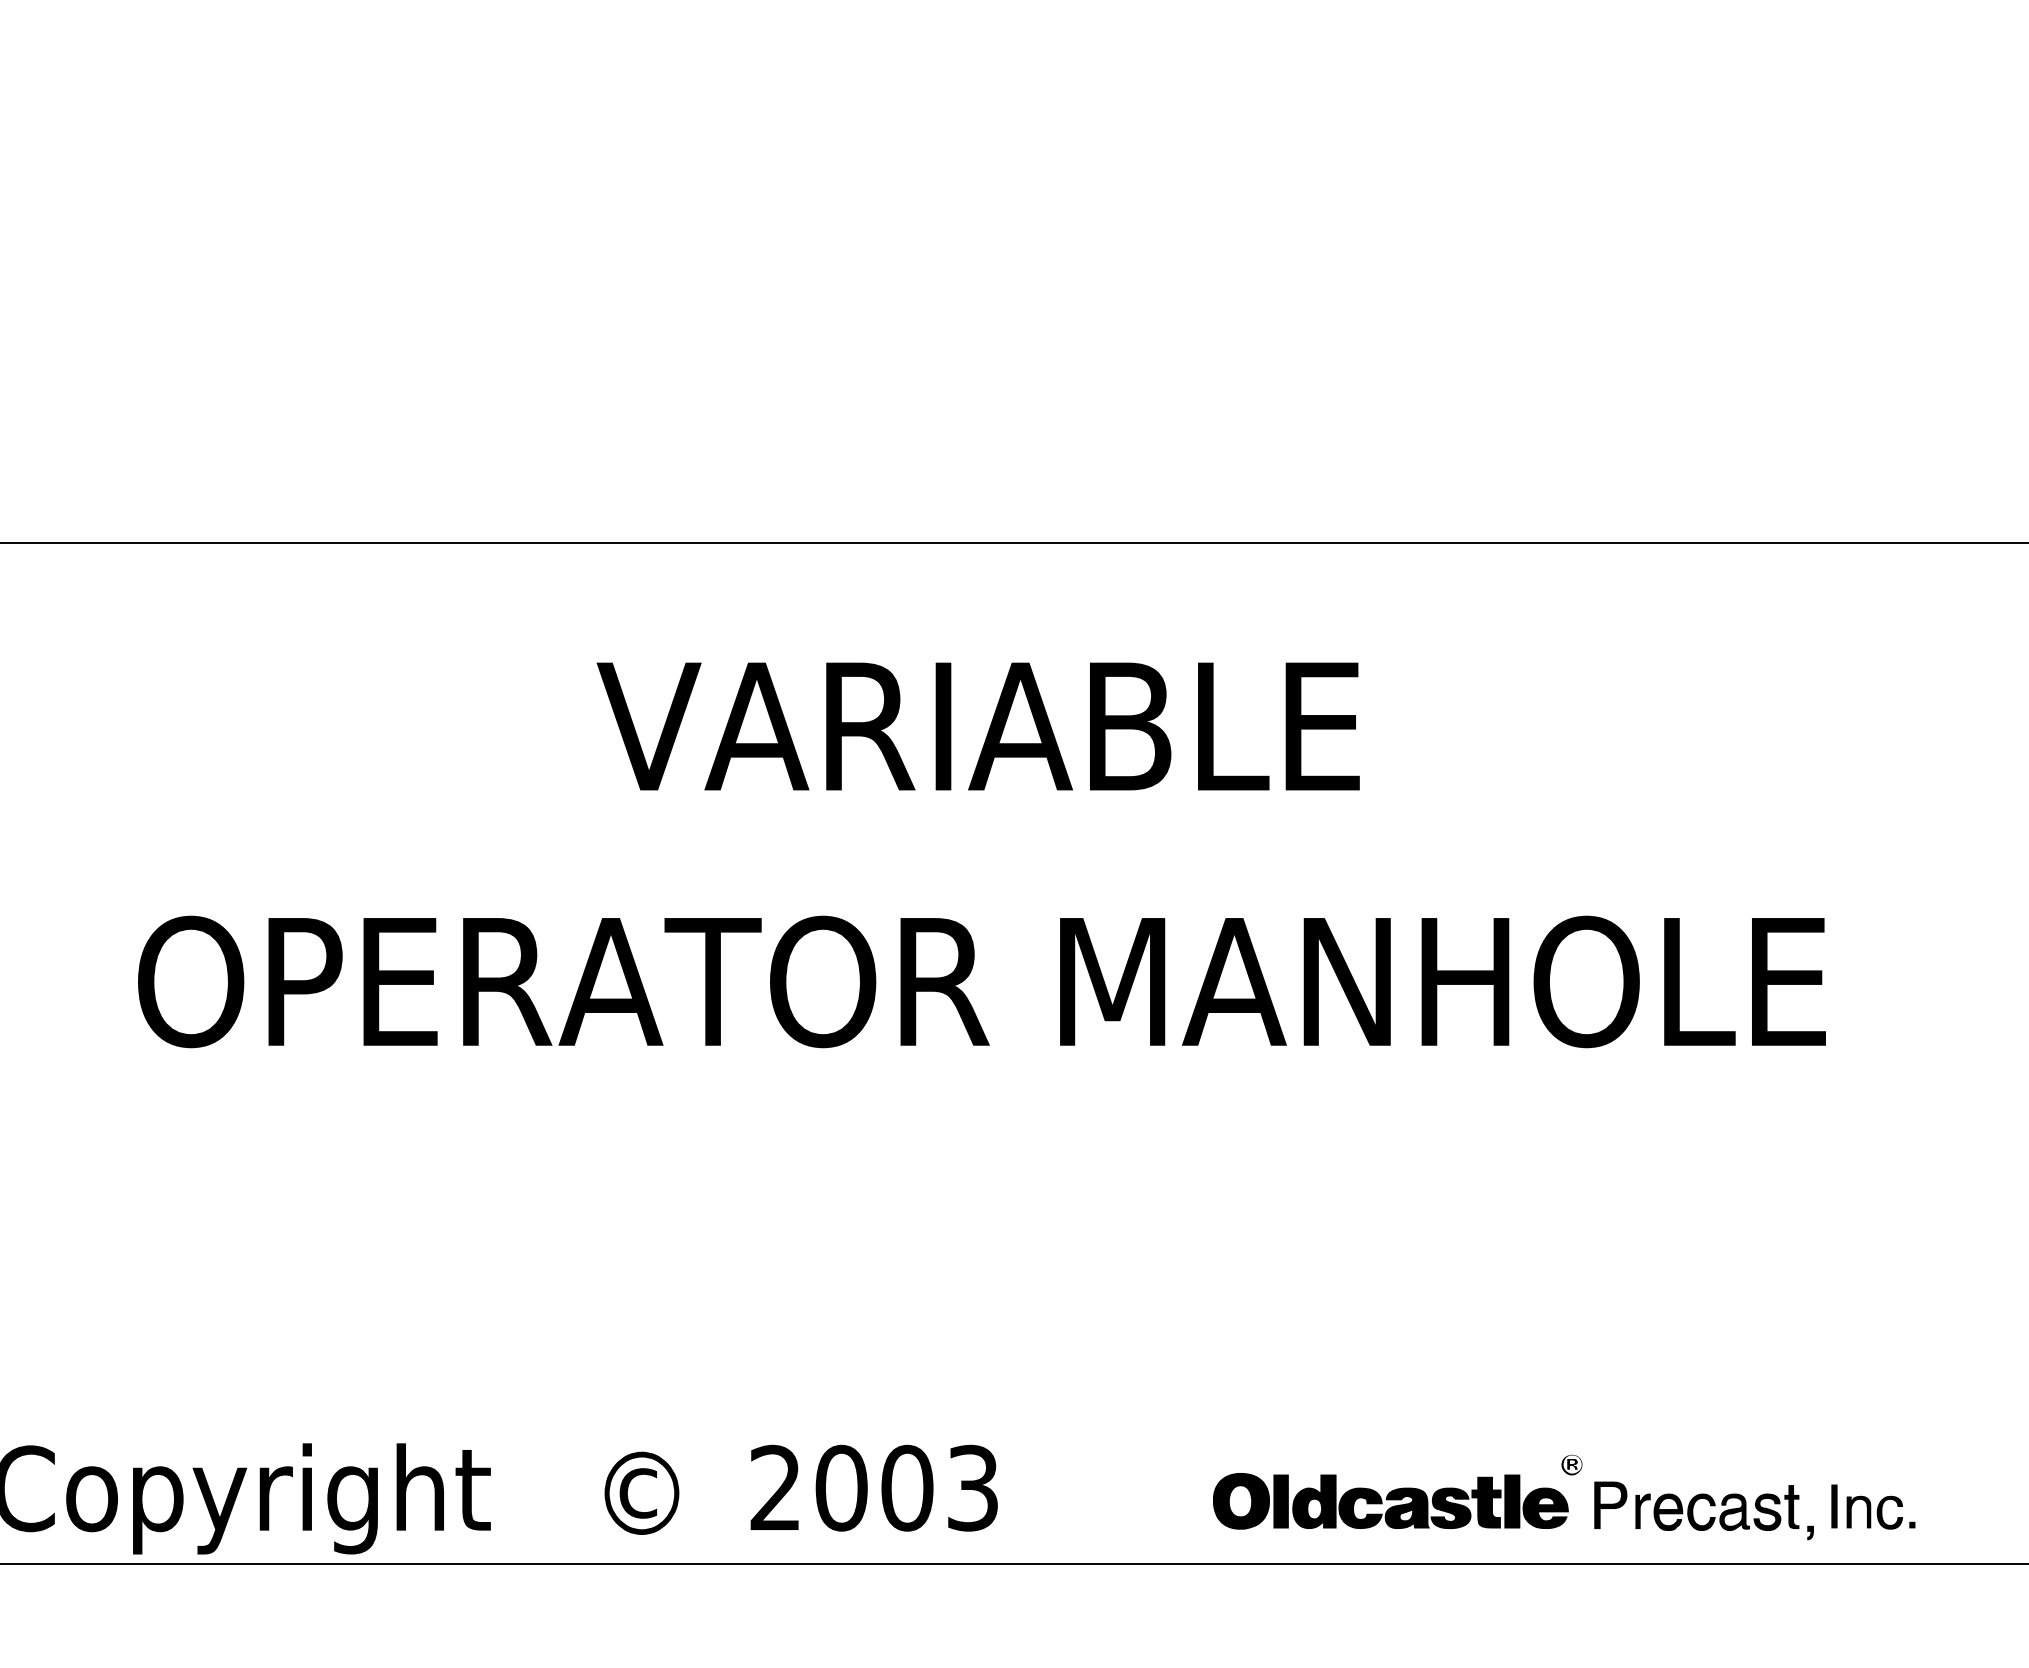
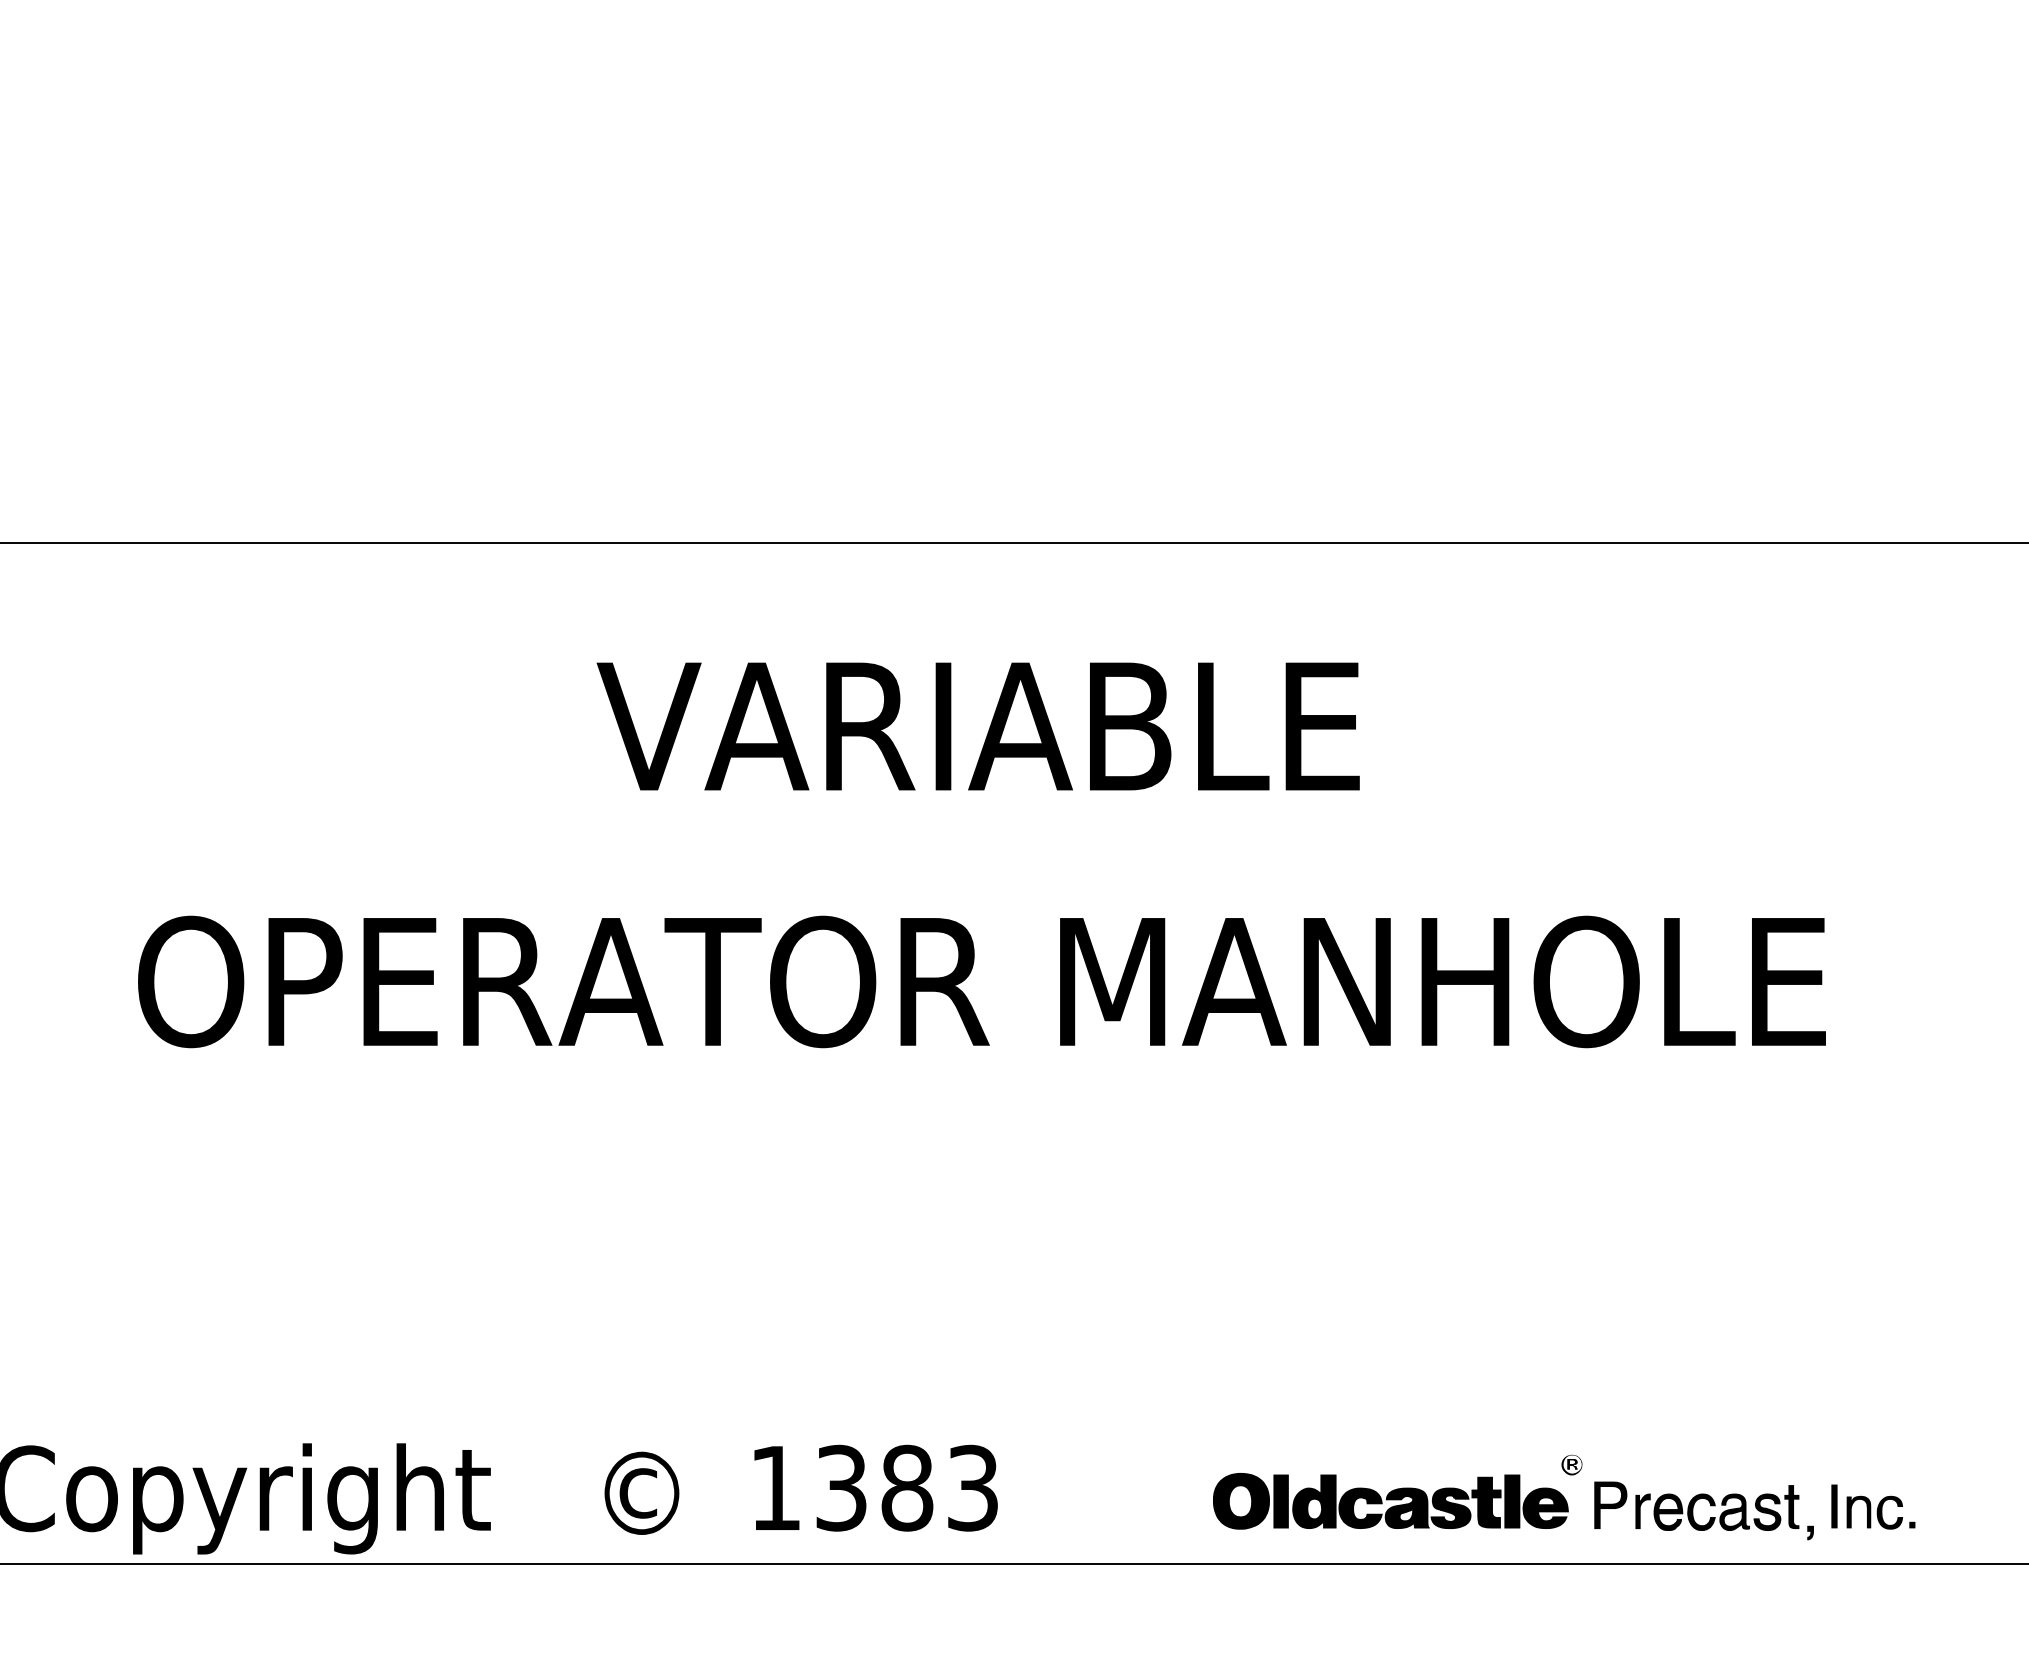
text: 2003 -> 1383 (841, 1487)
